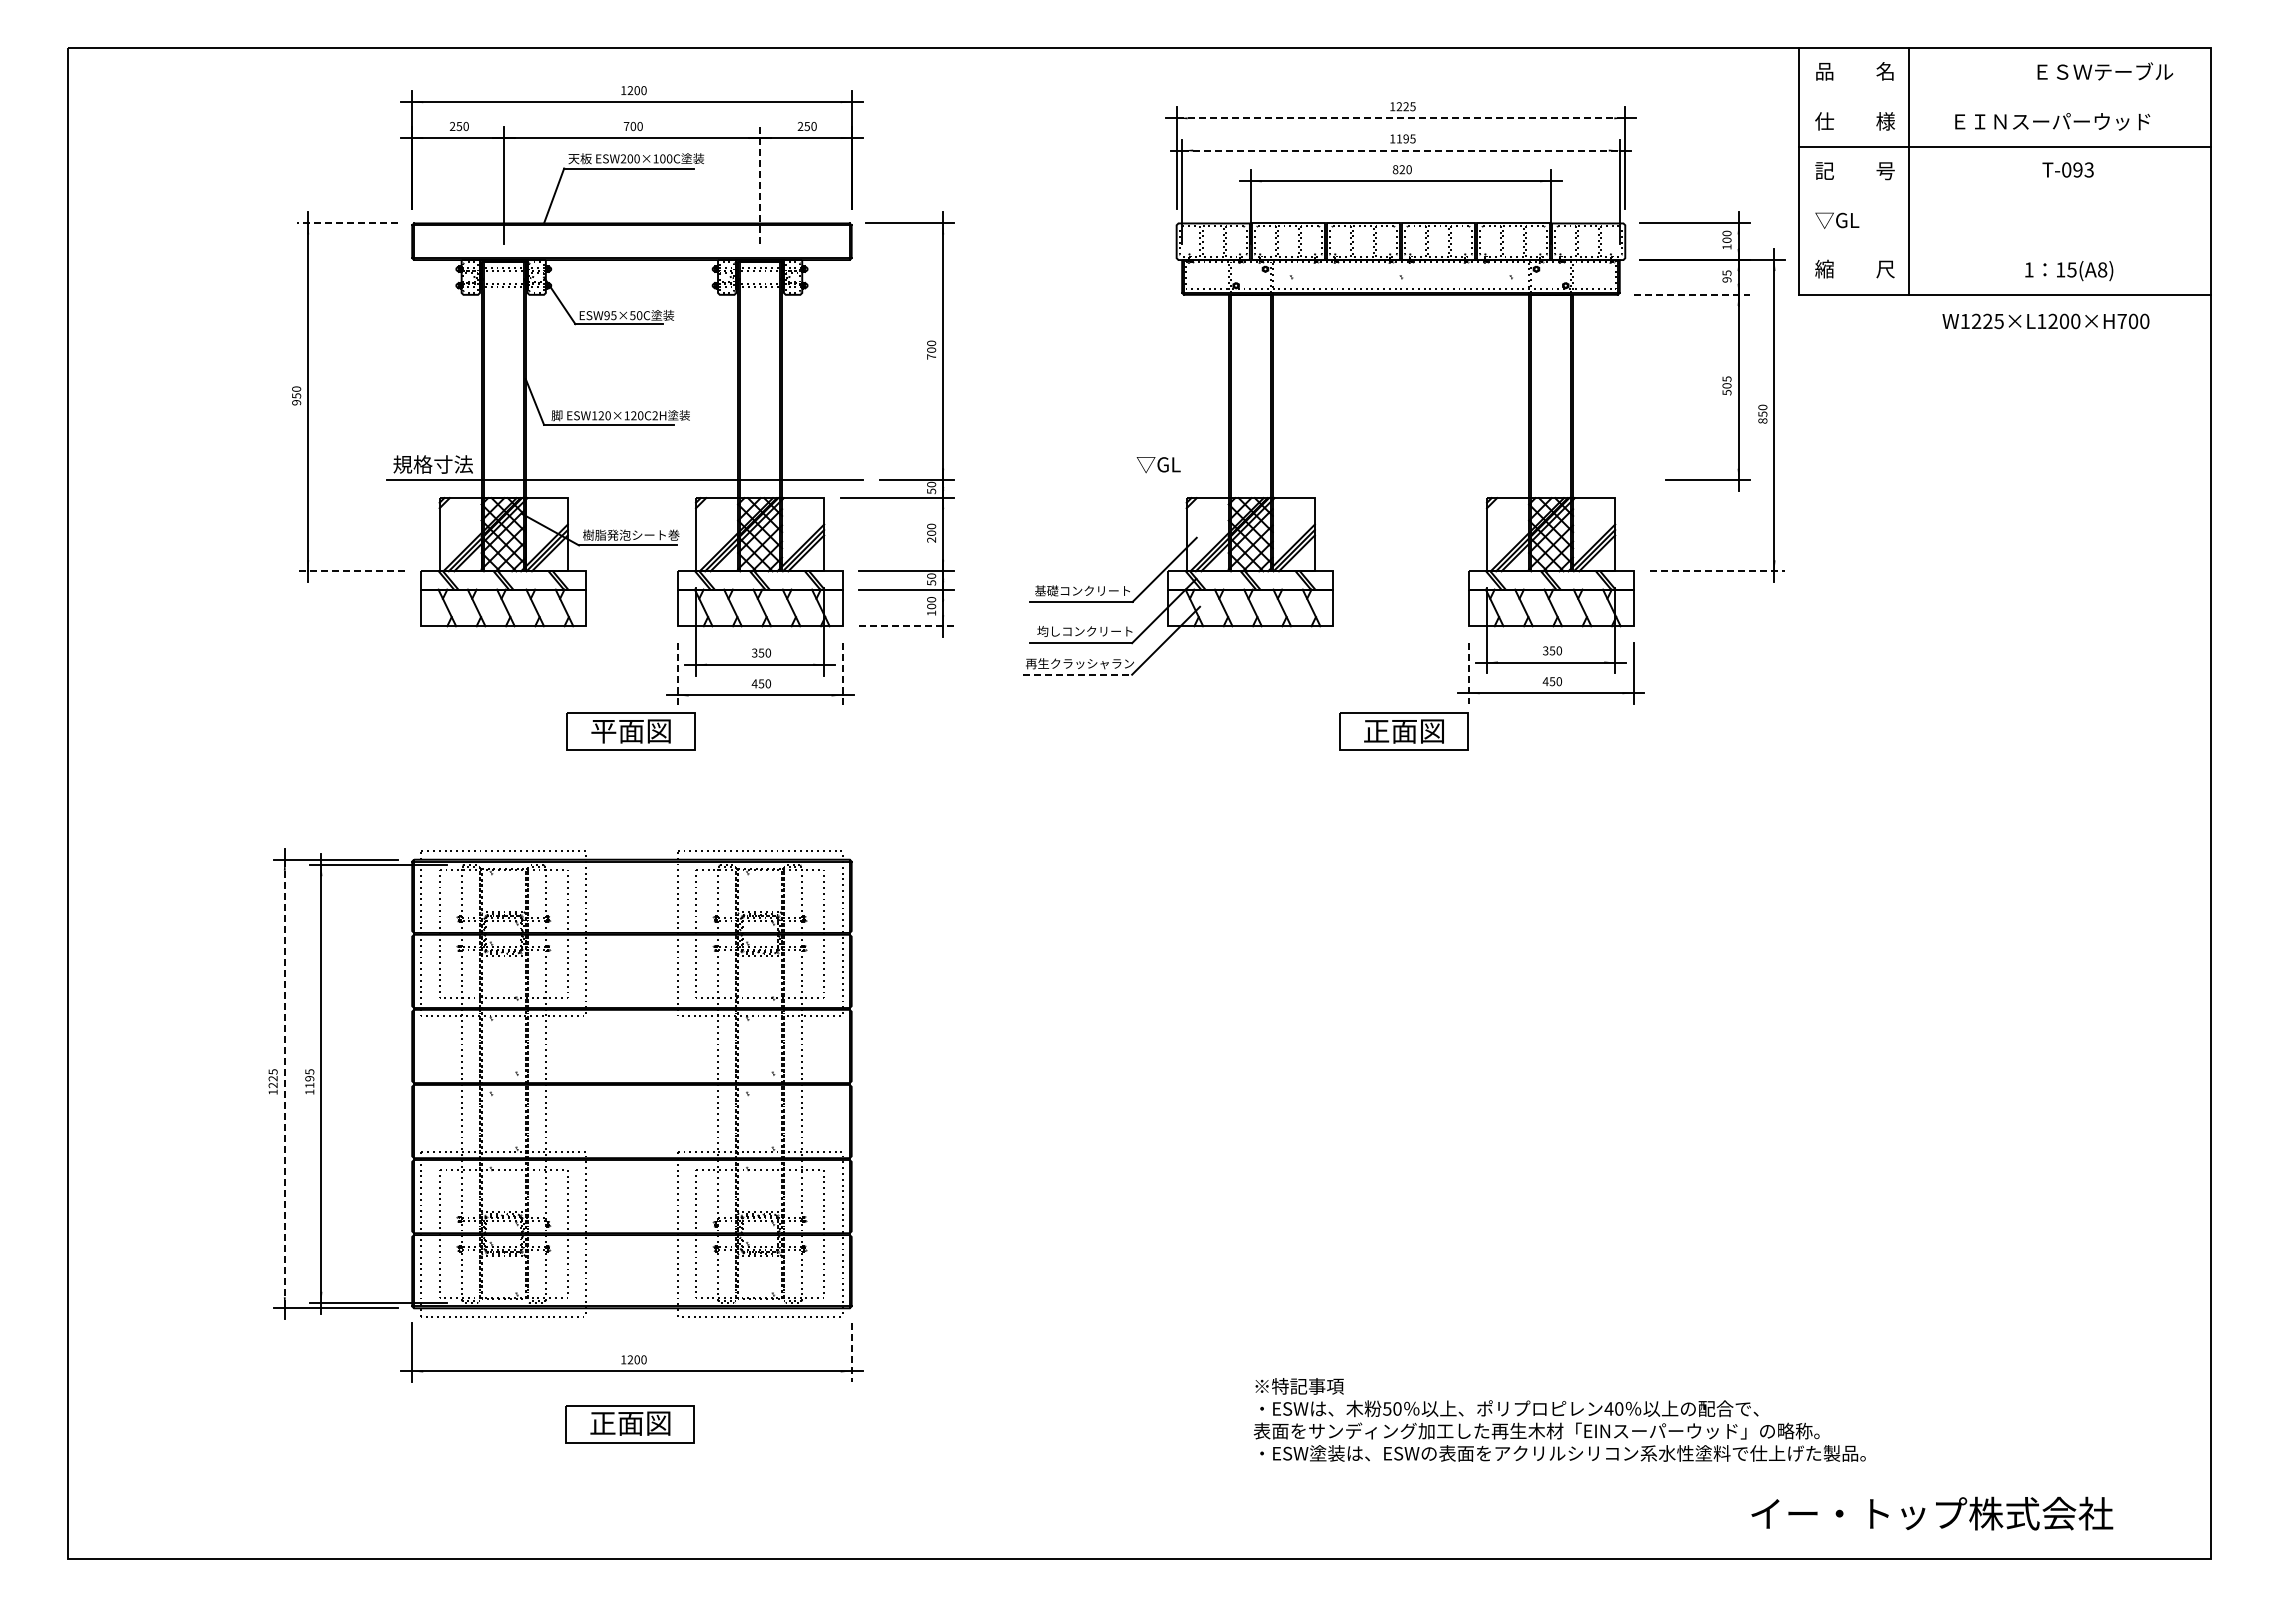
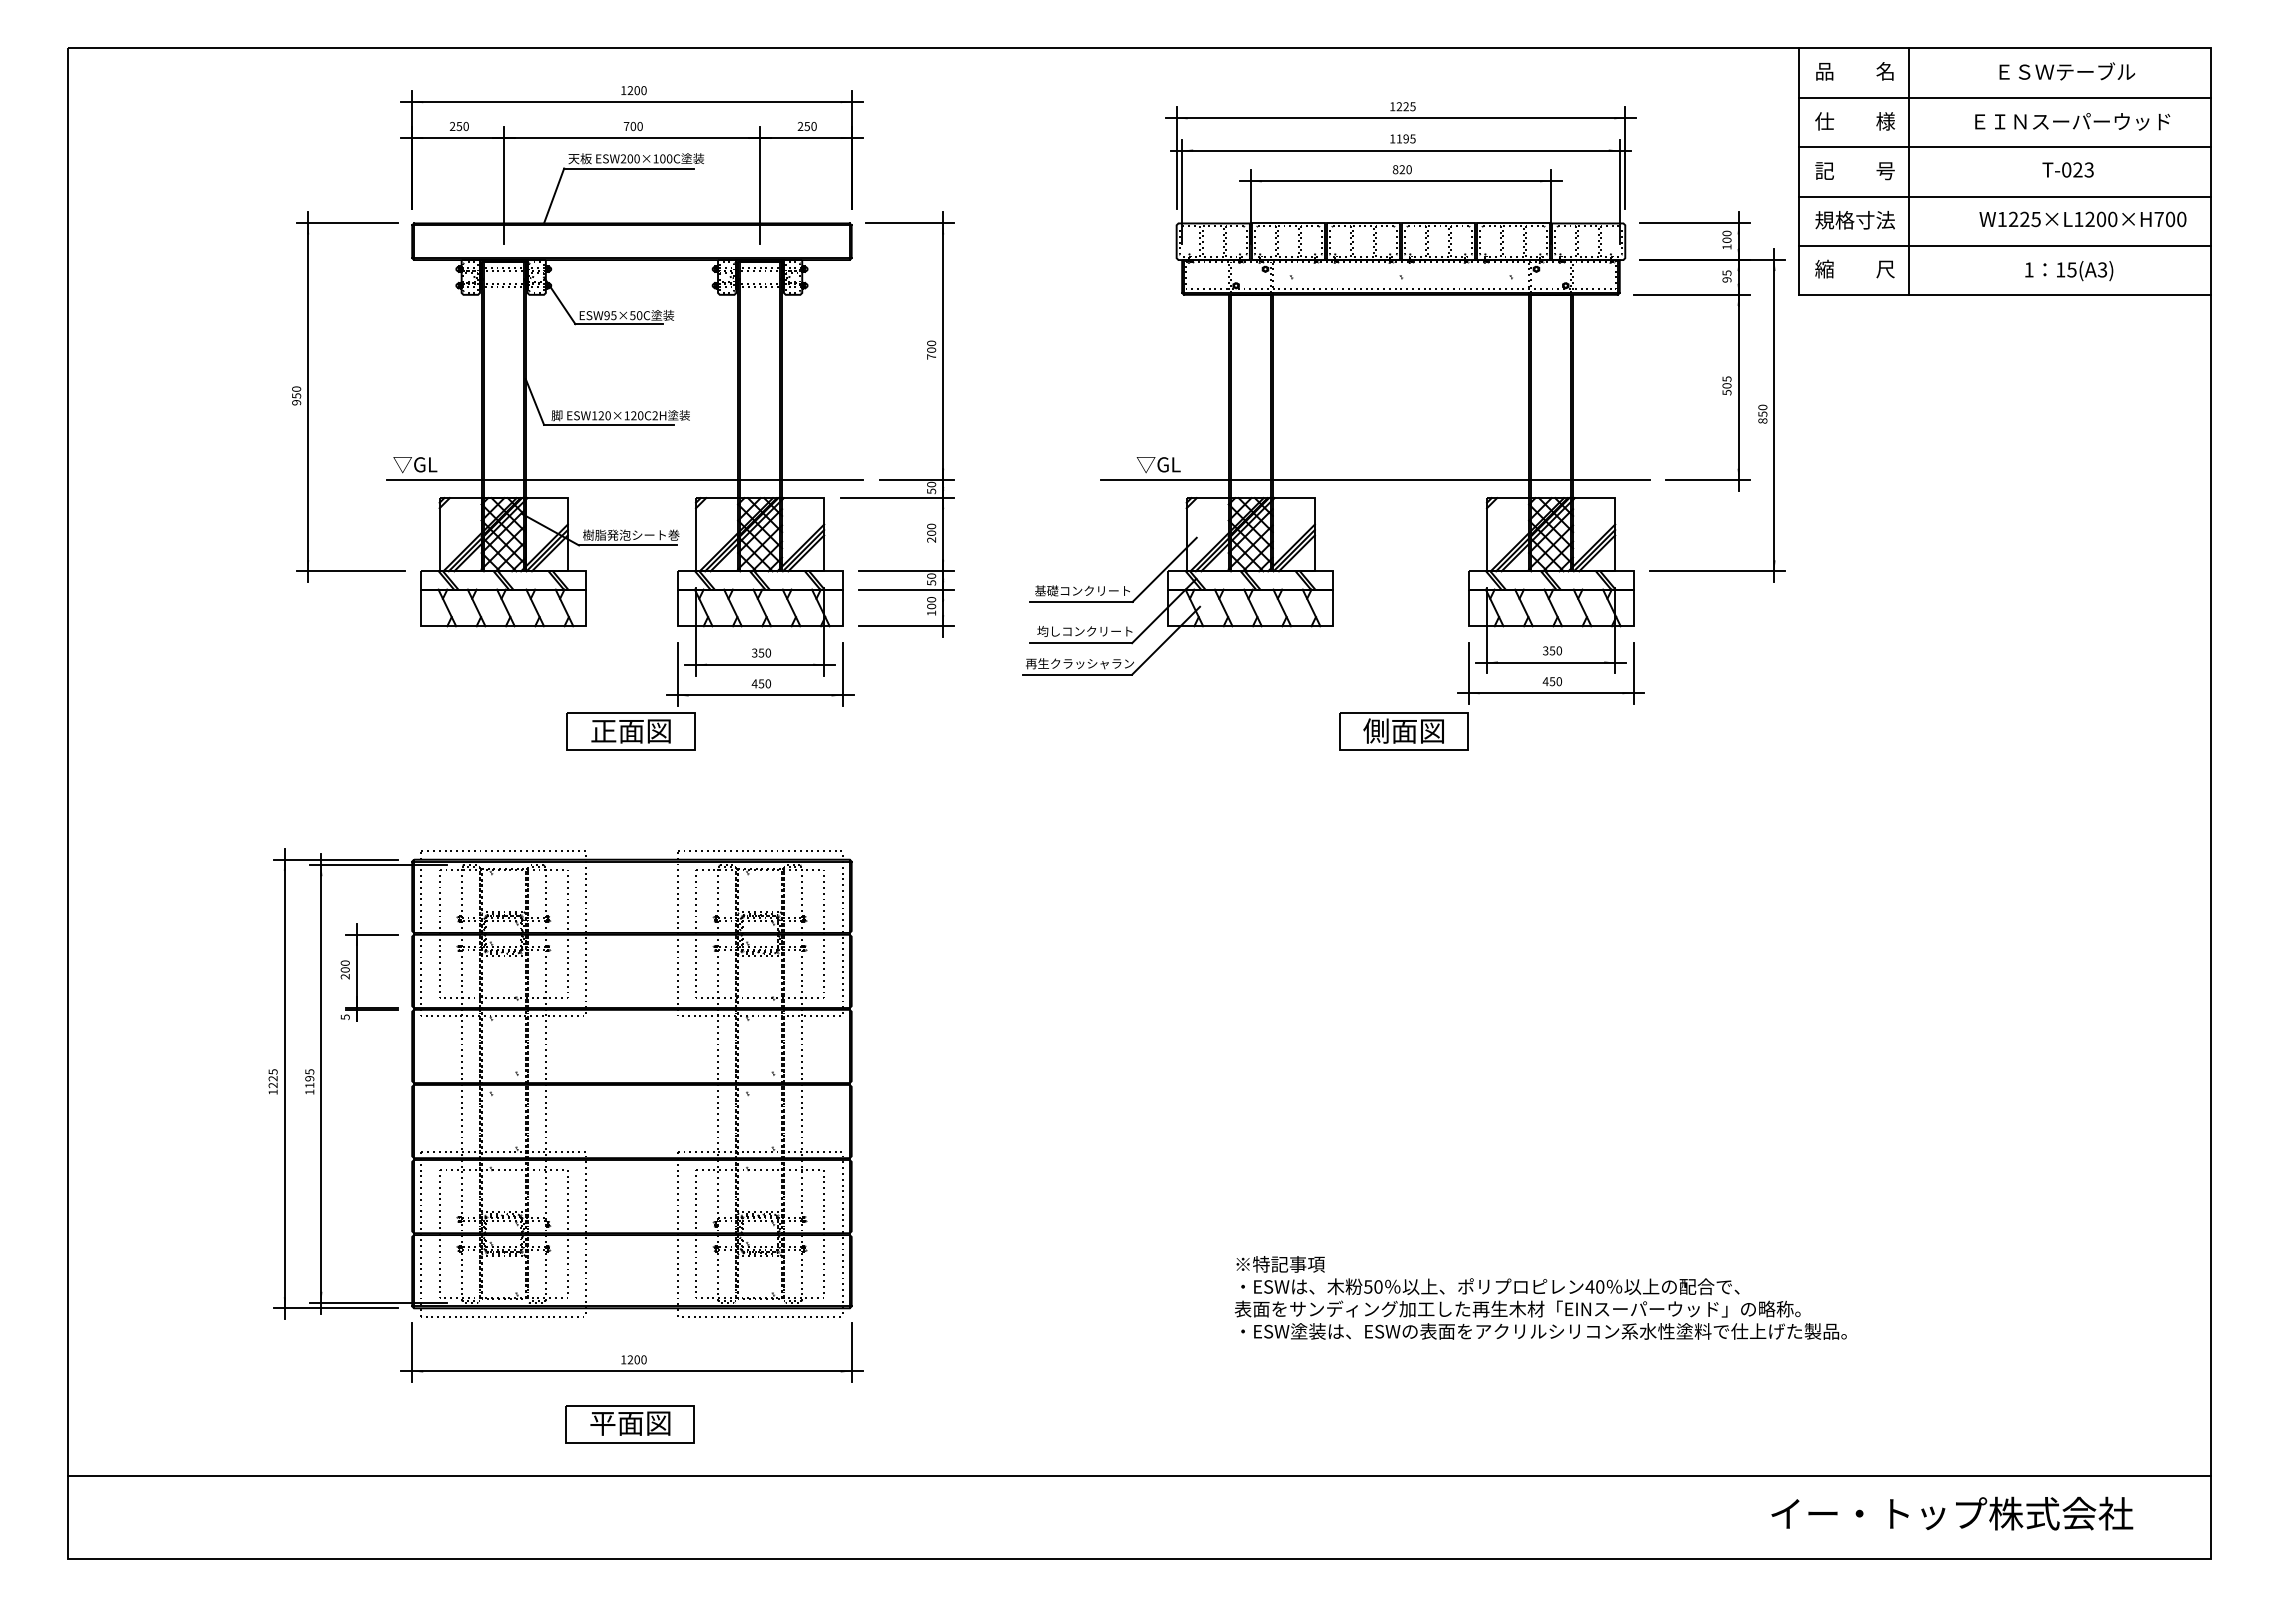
text position: (2105, 71) -> (2067, 71) (2067, 71)
line: none -> present (2004, 97)
line: dashed -> solid (1401, 118)
text position: (2052, 121) -> (2072, 121) (2072, 121)
line: dashed -> solid (1400, 150)
text: T-093 -> T-023 (2077, 170)
line: dashed -> solid (760, 184)
line: none -> present (2004, 196)
text: ▽GL -> 規格寸法 (1854, 219)
line: dashed -> solid (346, 223)
line: none -> present (2004, 245)
text: 15(A8) -> 15(A3) (2102, 269)
line: dashed -> solid (1692, 294)
text position: (2045, 321) -> (2082, 219) (2082, 219)
text: 規格寸法 -> ▽GL (432, 464)
line: none -> present (1374, 479)
line: dashed -> solid (351, 571)
line: dashed -> solid (1717, 571)
line: dashed -> solid (906, 626)
line: dashed -> solid (1468, 673)
line: dashed -> solid (677, 674)
line: dashed -> solid (842, 674)
line: dashed -> solid (1077, 674)
text: 正面図 -> 側面図 (1376, 730)
text: 平面図 -> 正面図 (603, 731)
part: none -> present (357, 972)
line: dashed -> solid (284, 1084)
line: dashed -> solid (851, 1352)
text position: (1559, 1419) -> (1540, 1297) (1540, 1297)
text: 正面図 -> 平面図 (602, 1423)
line: none -> present (1139, 1476)
text position: (1932, 1513) -> (1952, 1513) (1952, 1513)
